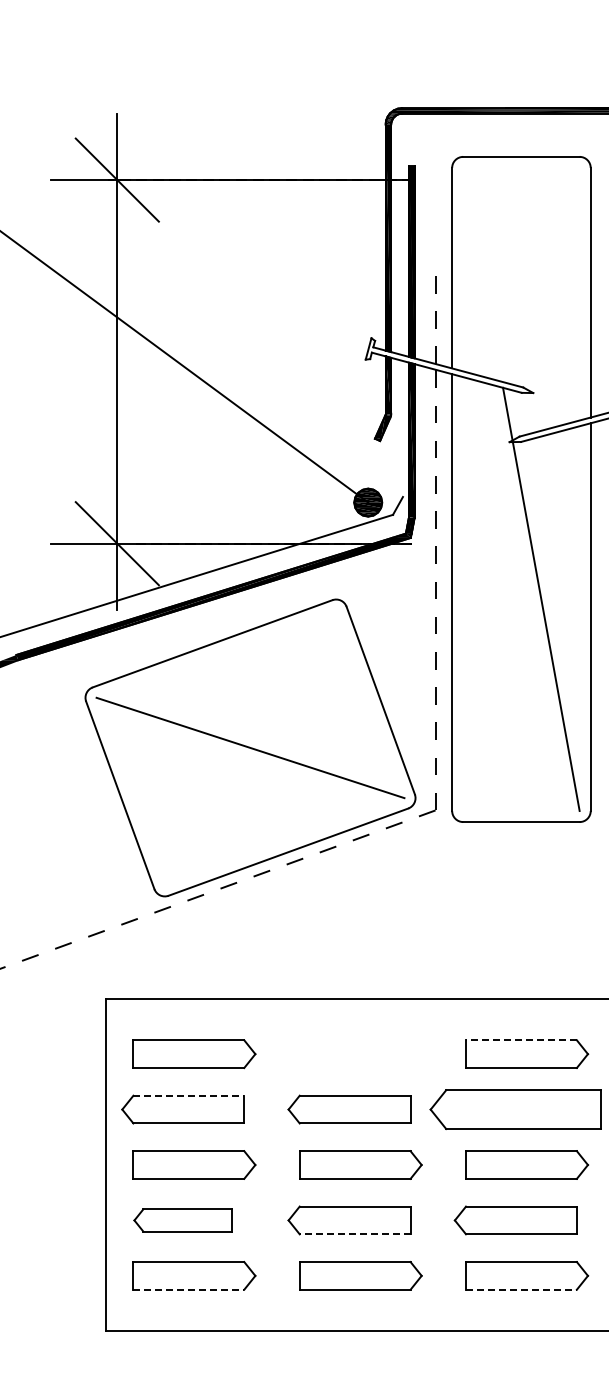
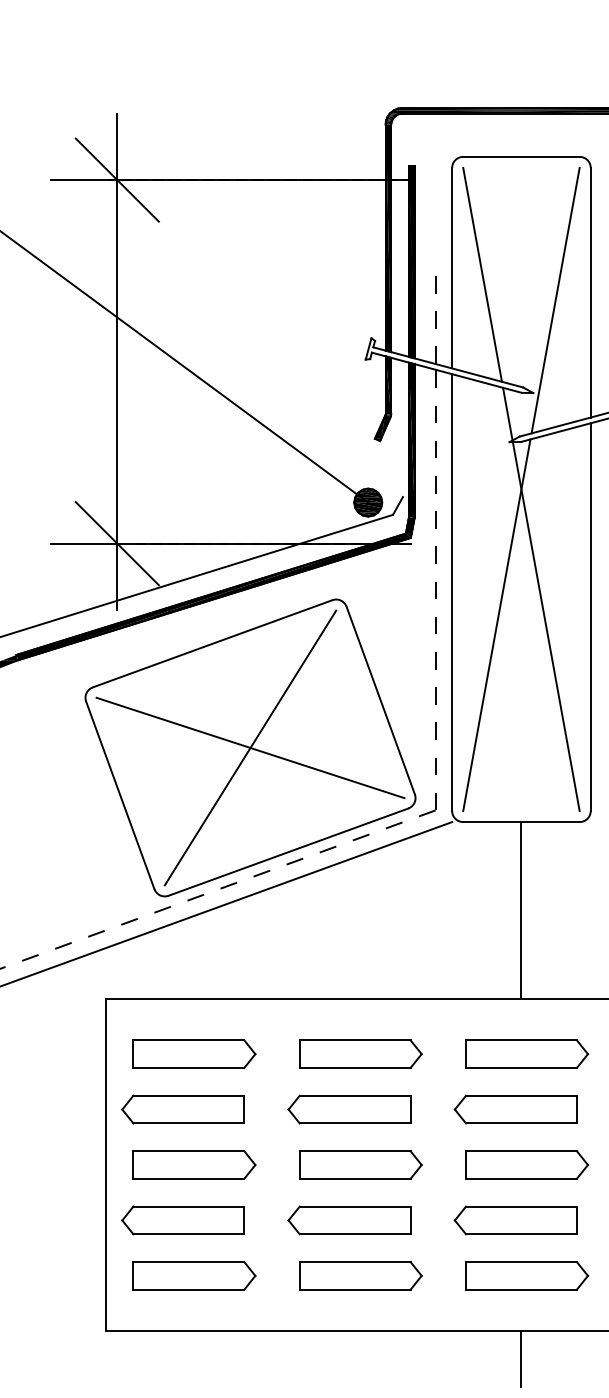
line: none -> present (482, 274)
line: none -> present (555, 300)
line: none -> present (496, 624)
line: none -> present (250, 747)
line: none -> present (227, 903)
line: none -> present (521, 910)
line: dashed -> solid (520, 1040)
part: none -> present (360, 1054)
line: dashed -> solid (189, 1095)
part size: 173x41 px -> 125x31 px (515, 1109)
part size: 100x25 px -> 124x31 px (182, 1220)
line: dashed -> solid (354, 1234)
line: dashed -> solid (189, 1289)
line: dashed -> solid (521, 1289)
line: none -> present (521, 1358)
